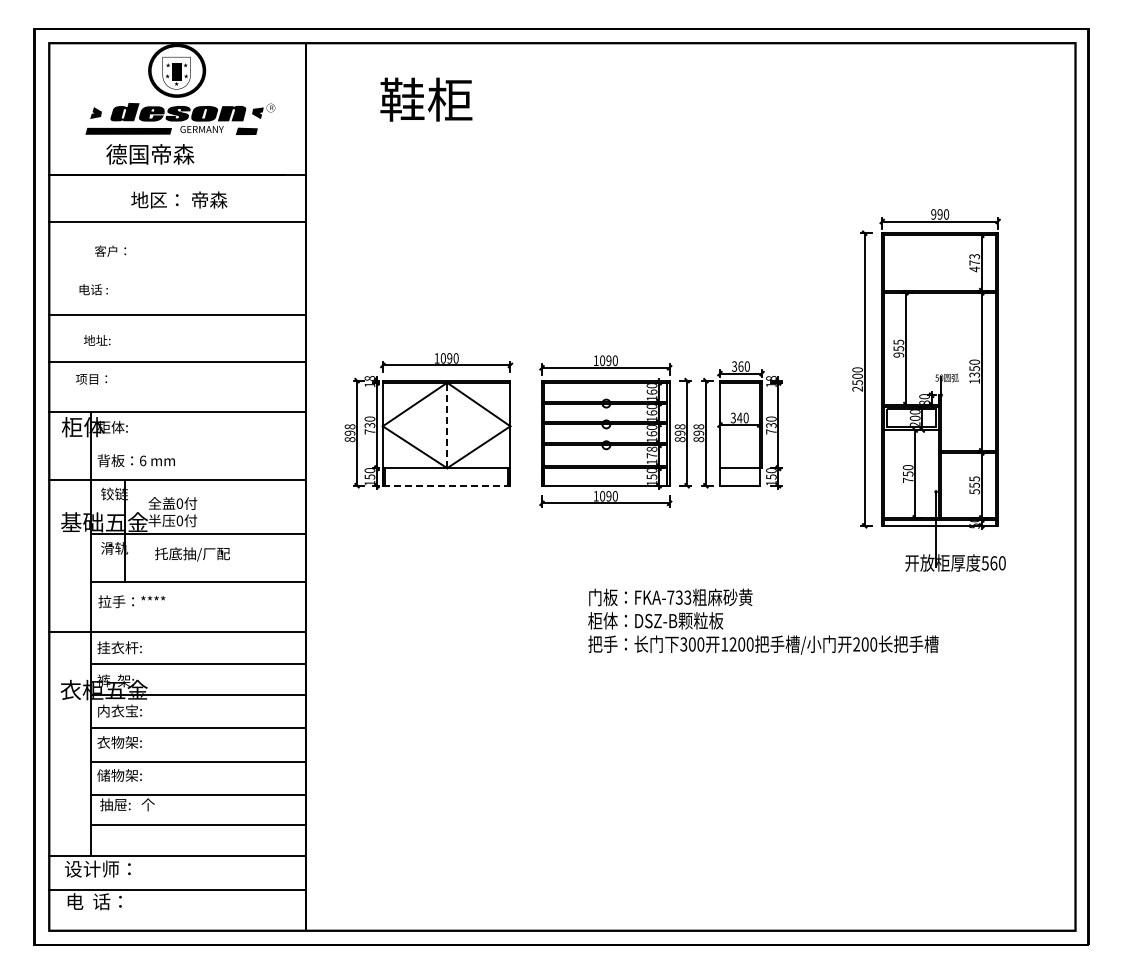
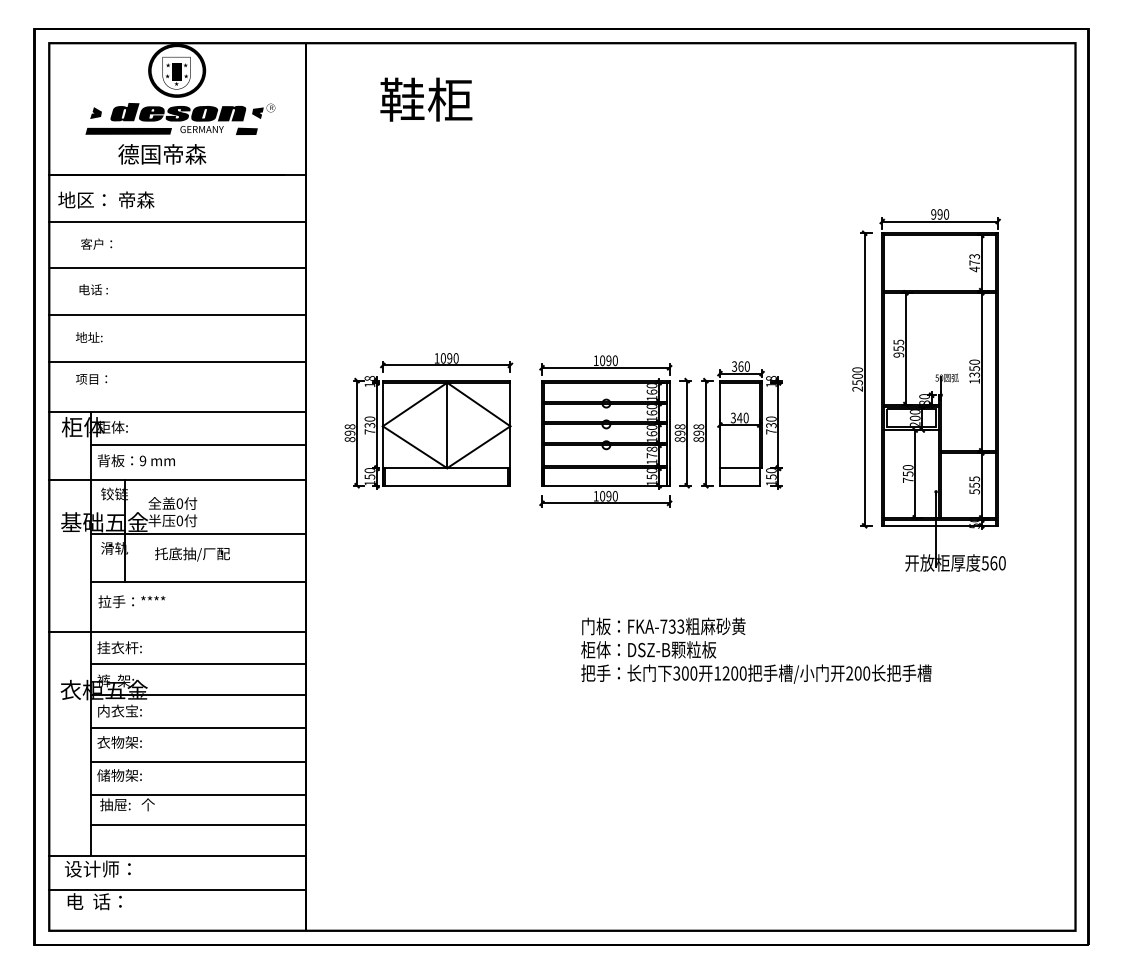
text position: (150, 154) -> (162, 154) (162, 154)
text position: (179, 199) -> (106, 199) (106, 199)
text position: (110, 250) -> (96, 243) (96, 243)
line: none -> present (177, 267)
text position: (97, 339) -> (89, 336) (89, 336)
line: dashed -> solid (447, 425)
line: none -> present (198, 444)
text: 6 -> 9 (142, 460)
line: dashed -> solid (446, 485)
text position: (763, 621) -> (756, 650) (756, 650)
